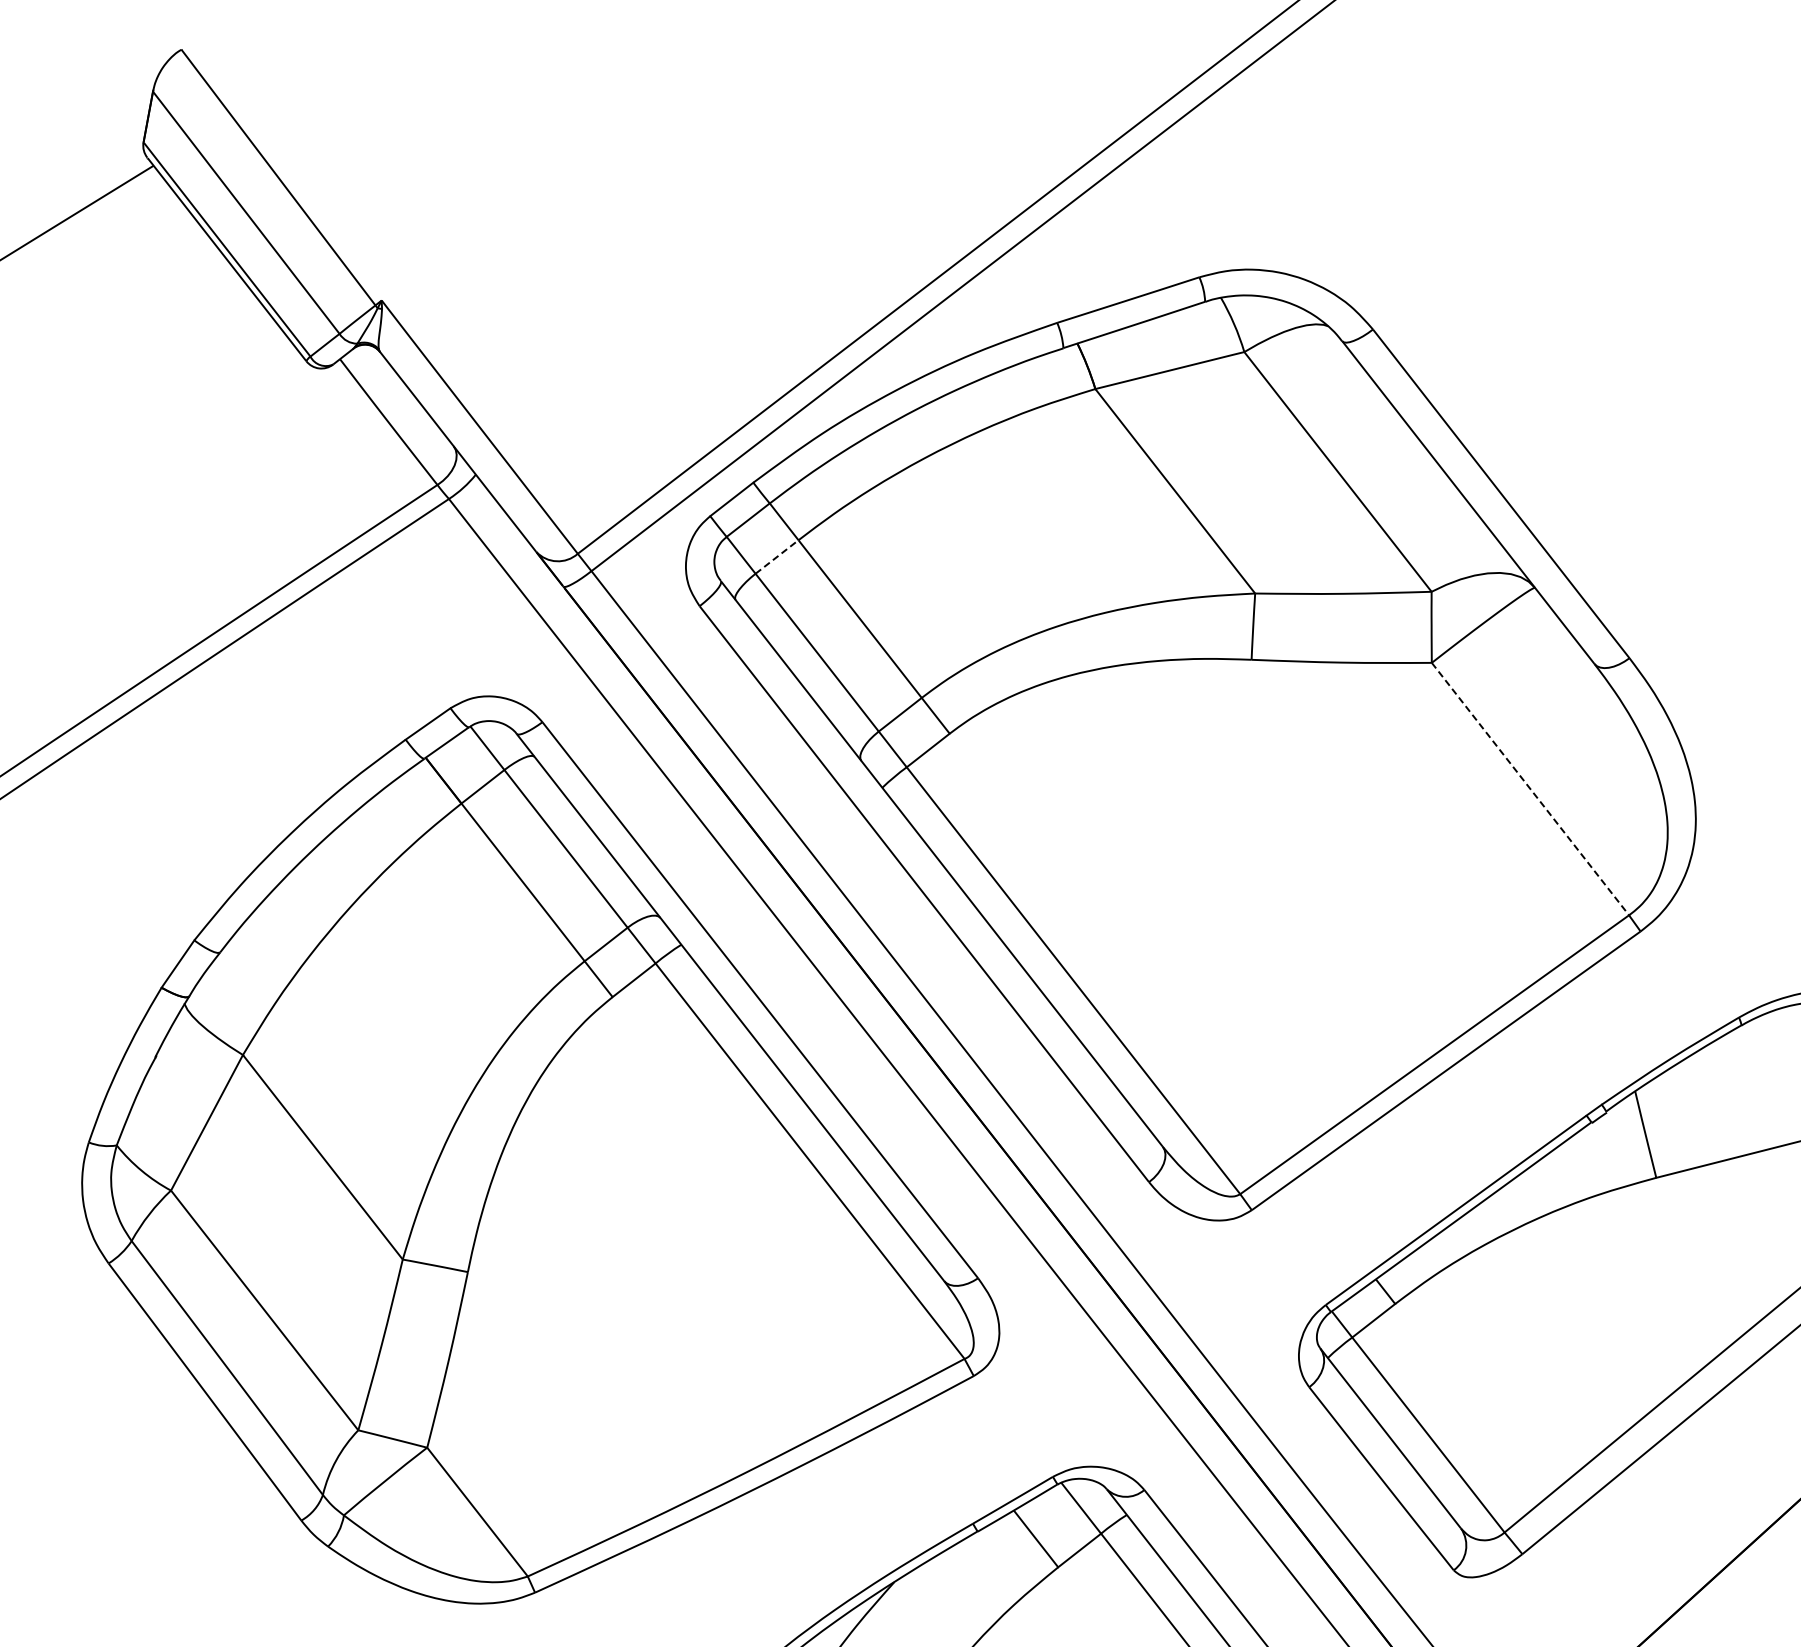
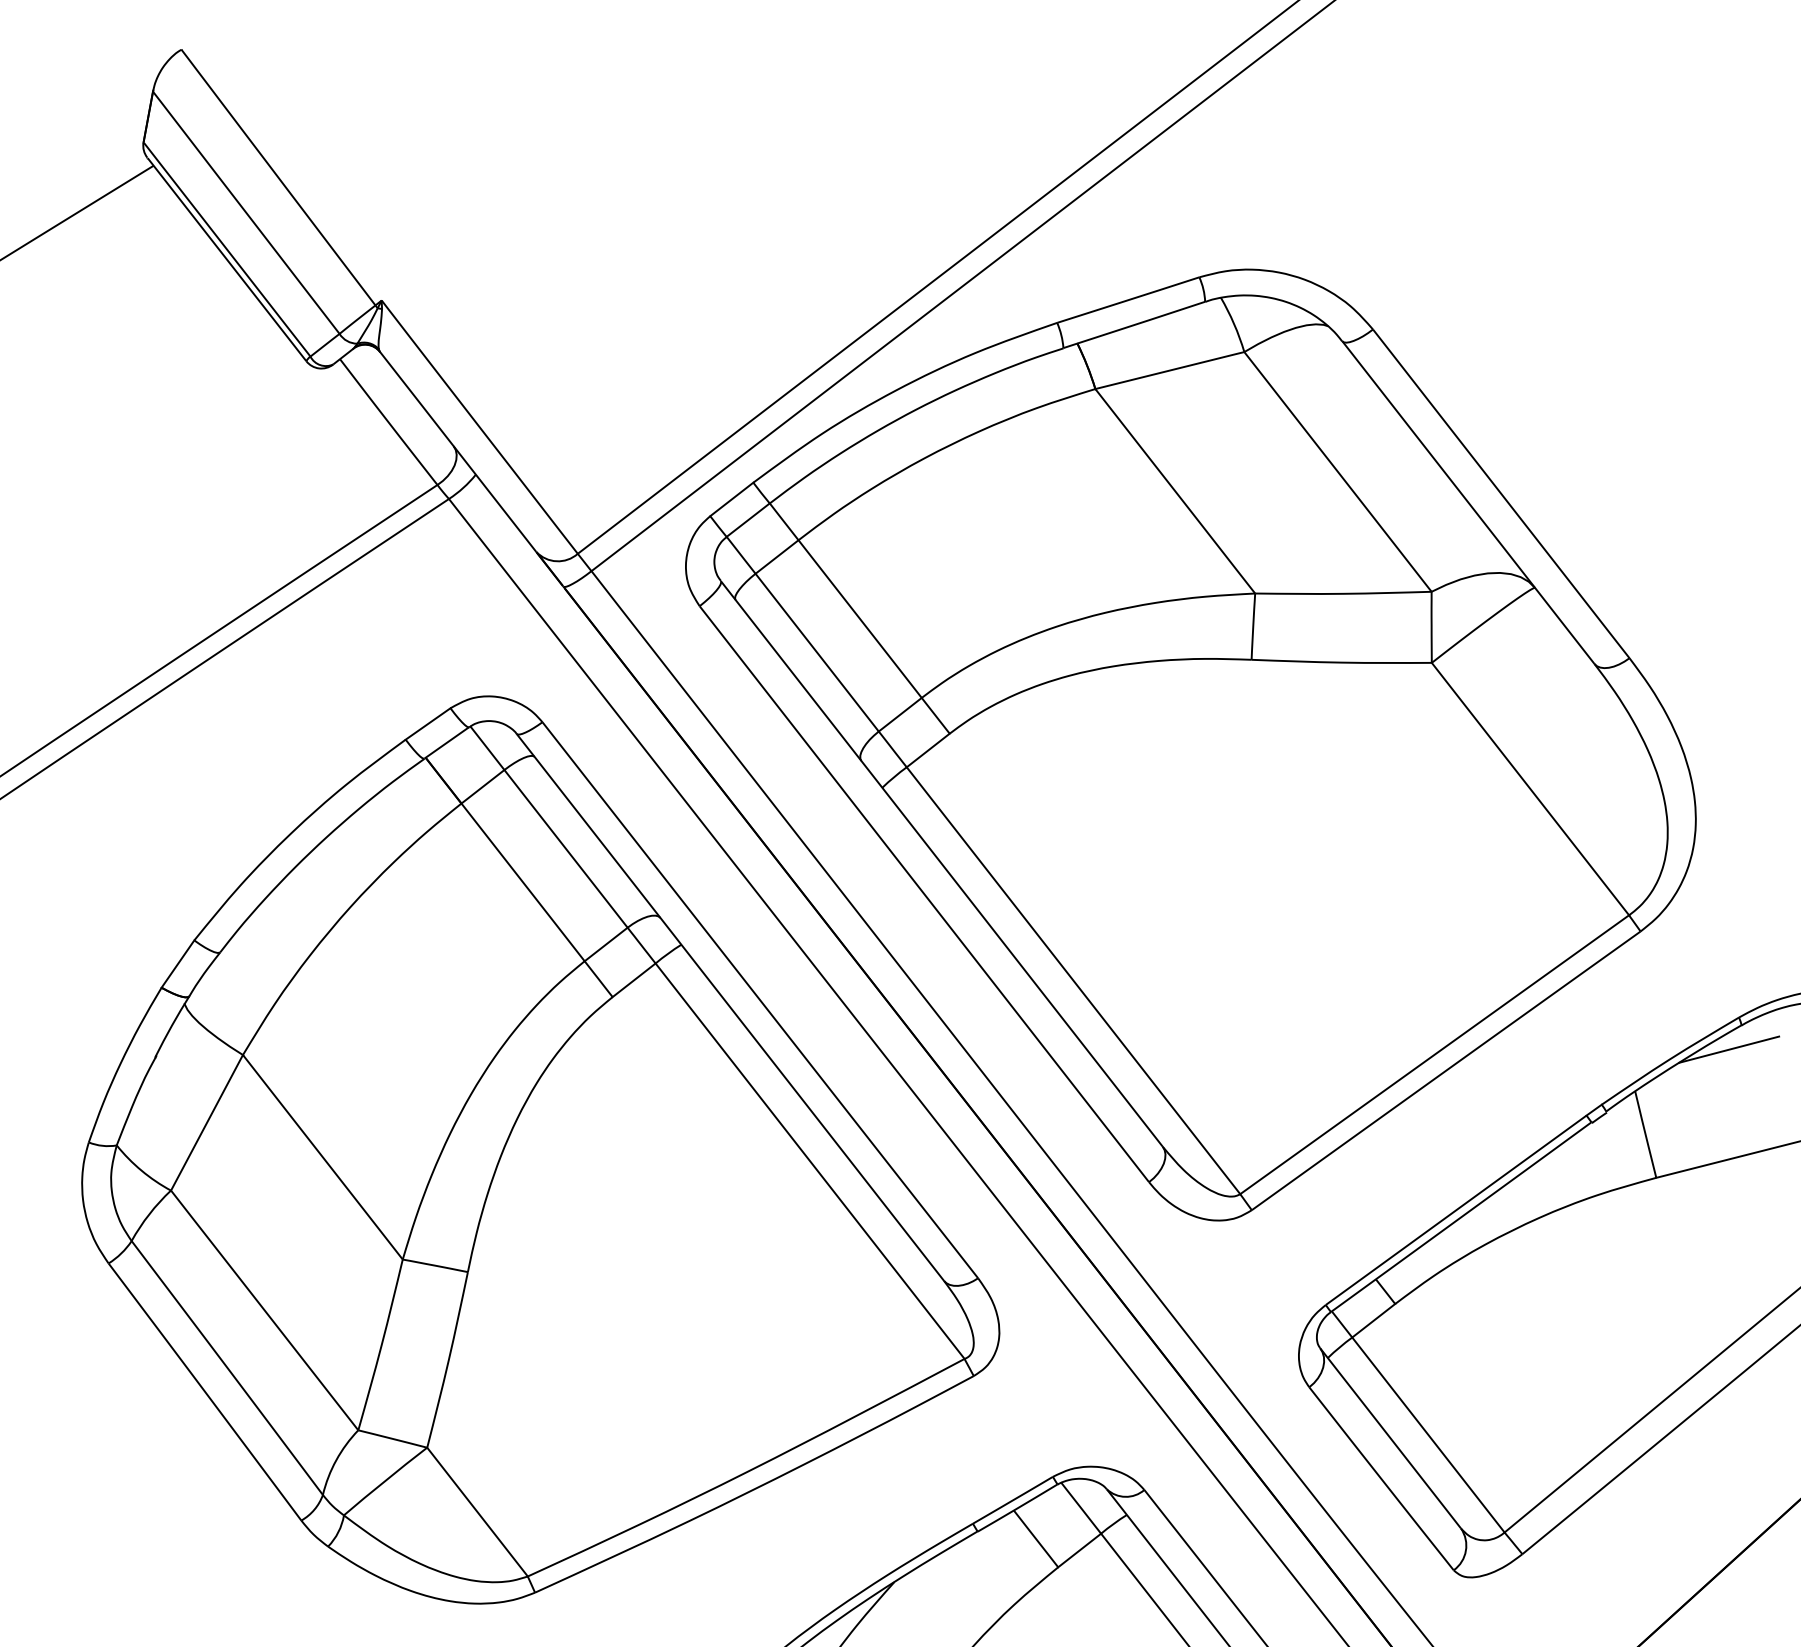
line: dashed -> solid (777, 556)
line: dashed -> solid (1530, 789)
line: none -> present (1729, 1049)
